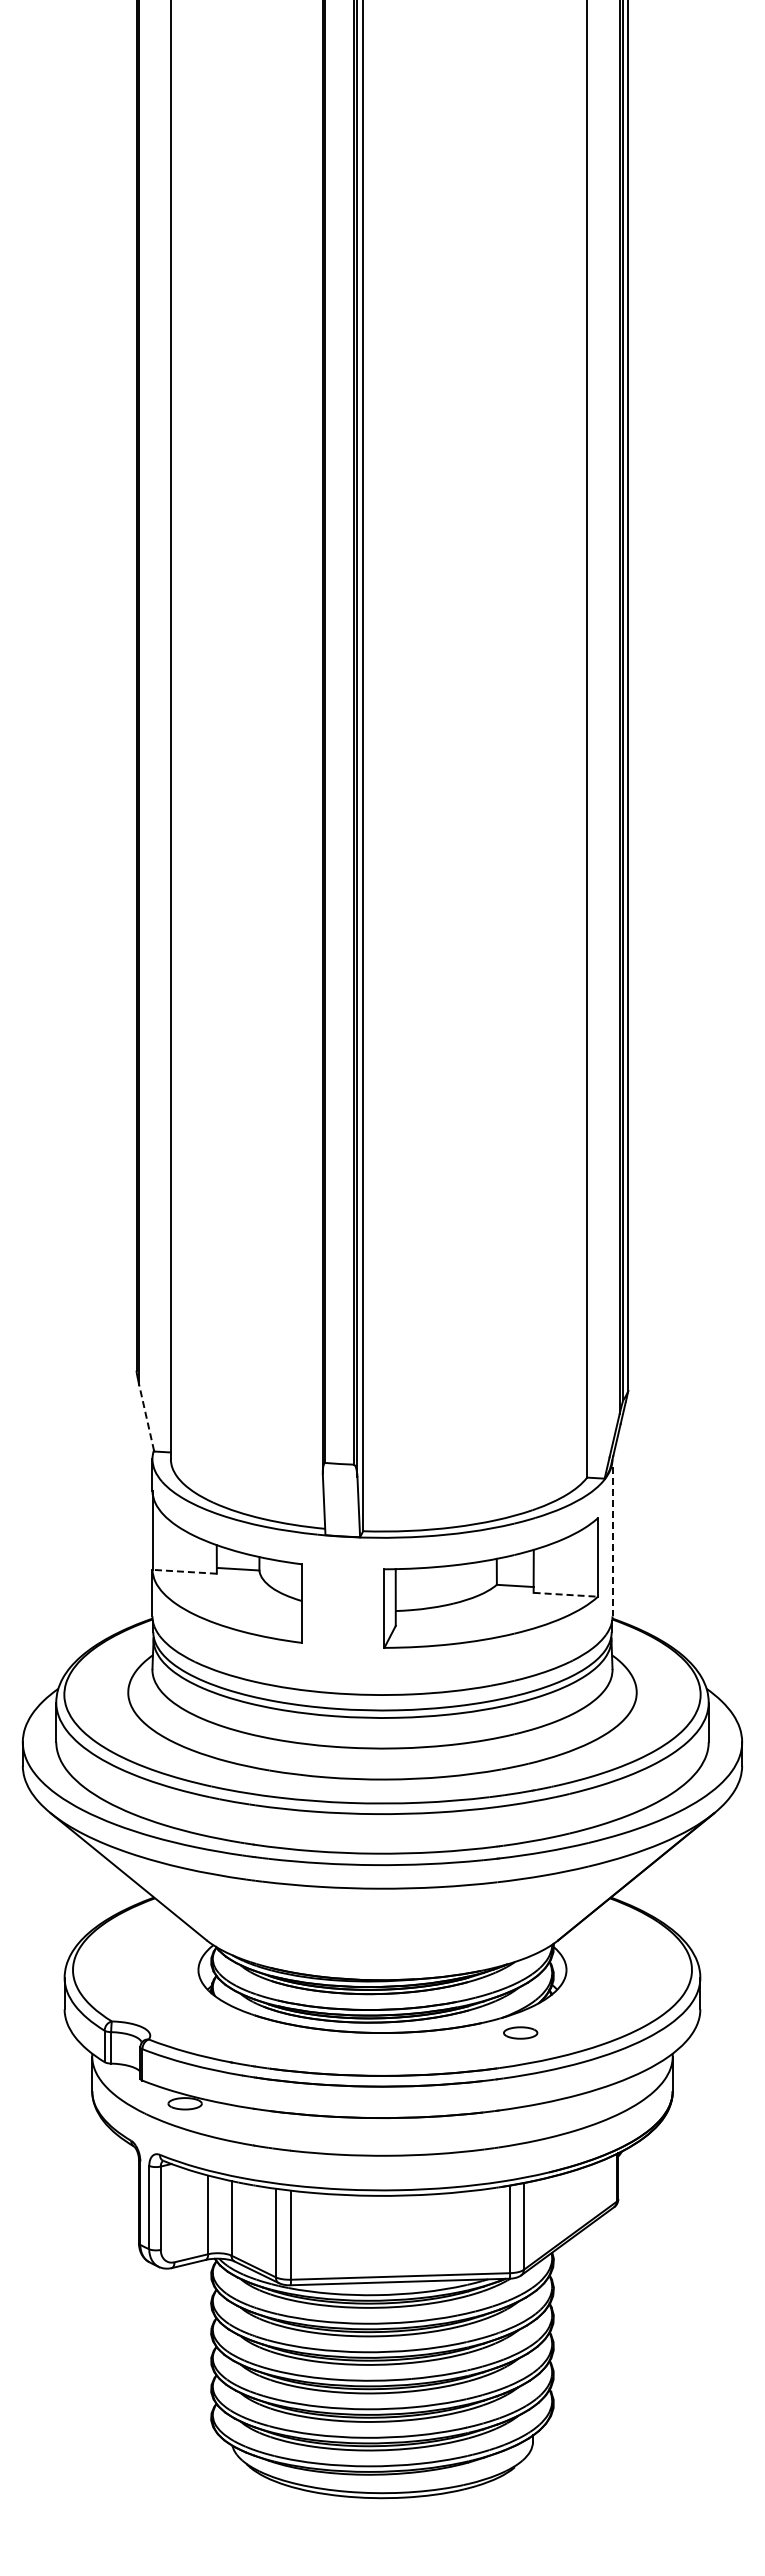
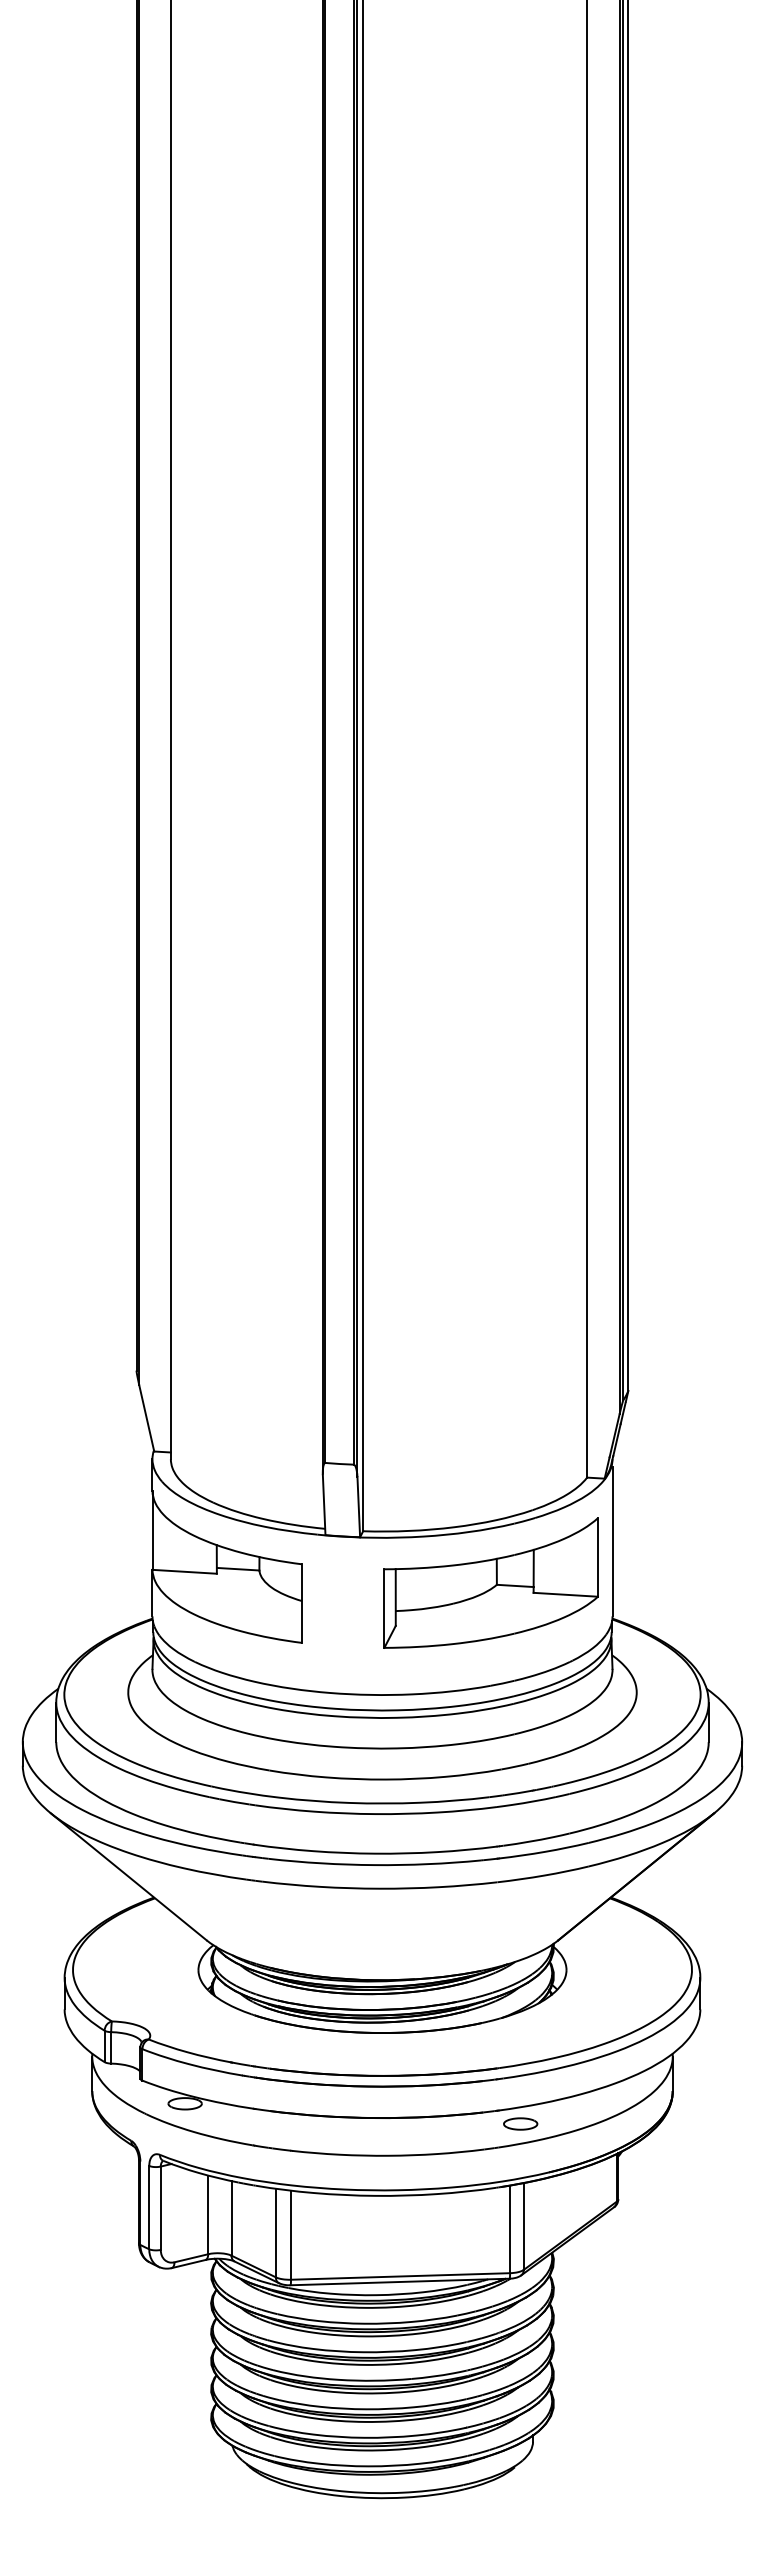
line: dashed -> solid (146, 1418)
line: dashed -> solid (612, 1541)
line: dashed -> solid (184, 1571)
line: dashed -> solid (566, 1594)
part position: (520, 2032) -> (520, 2123) (520, 2123)
